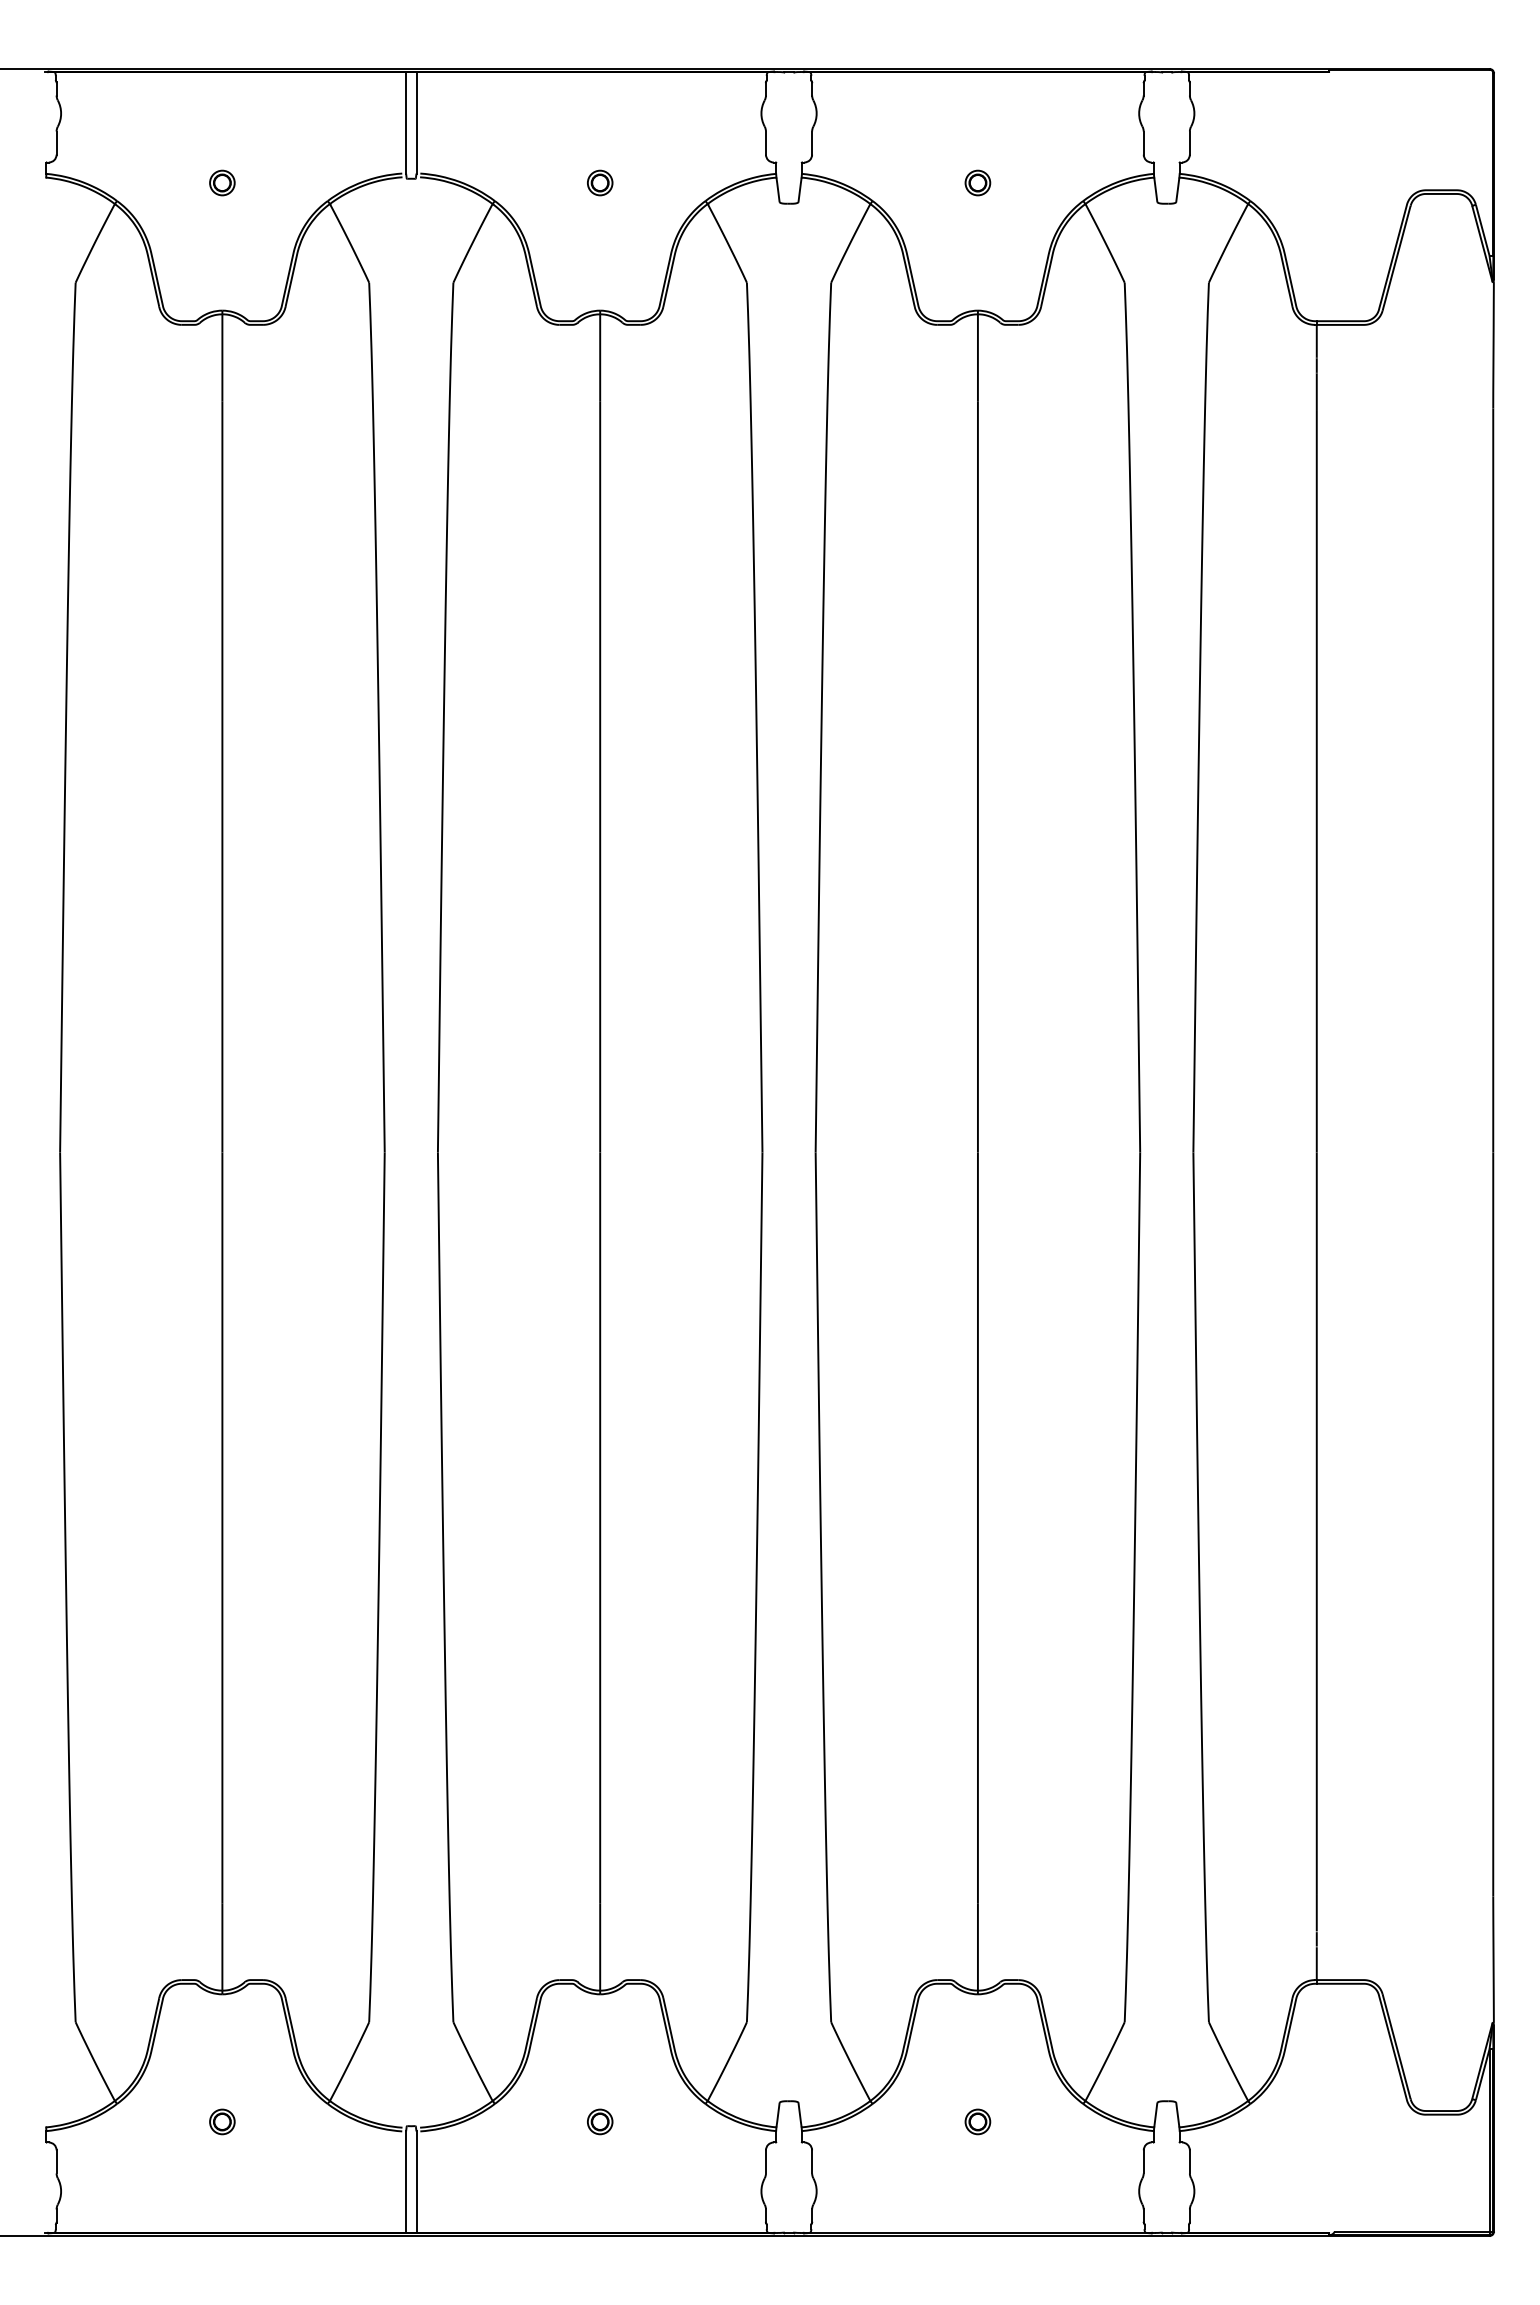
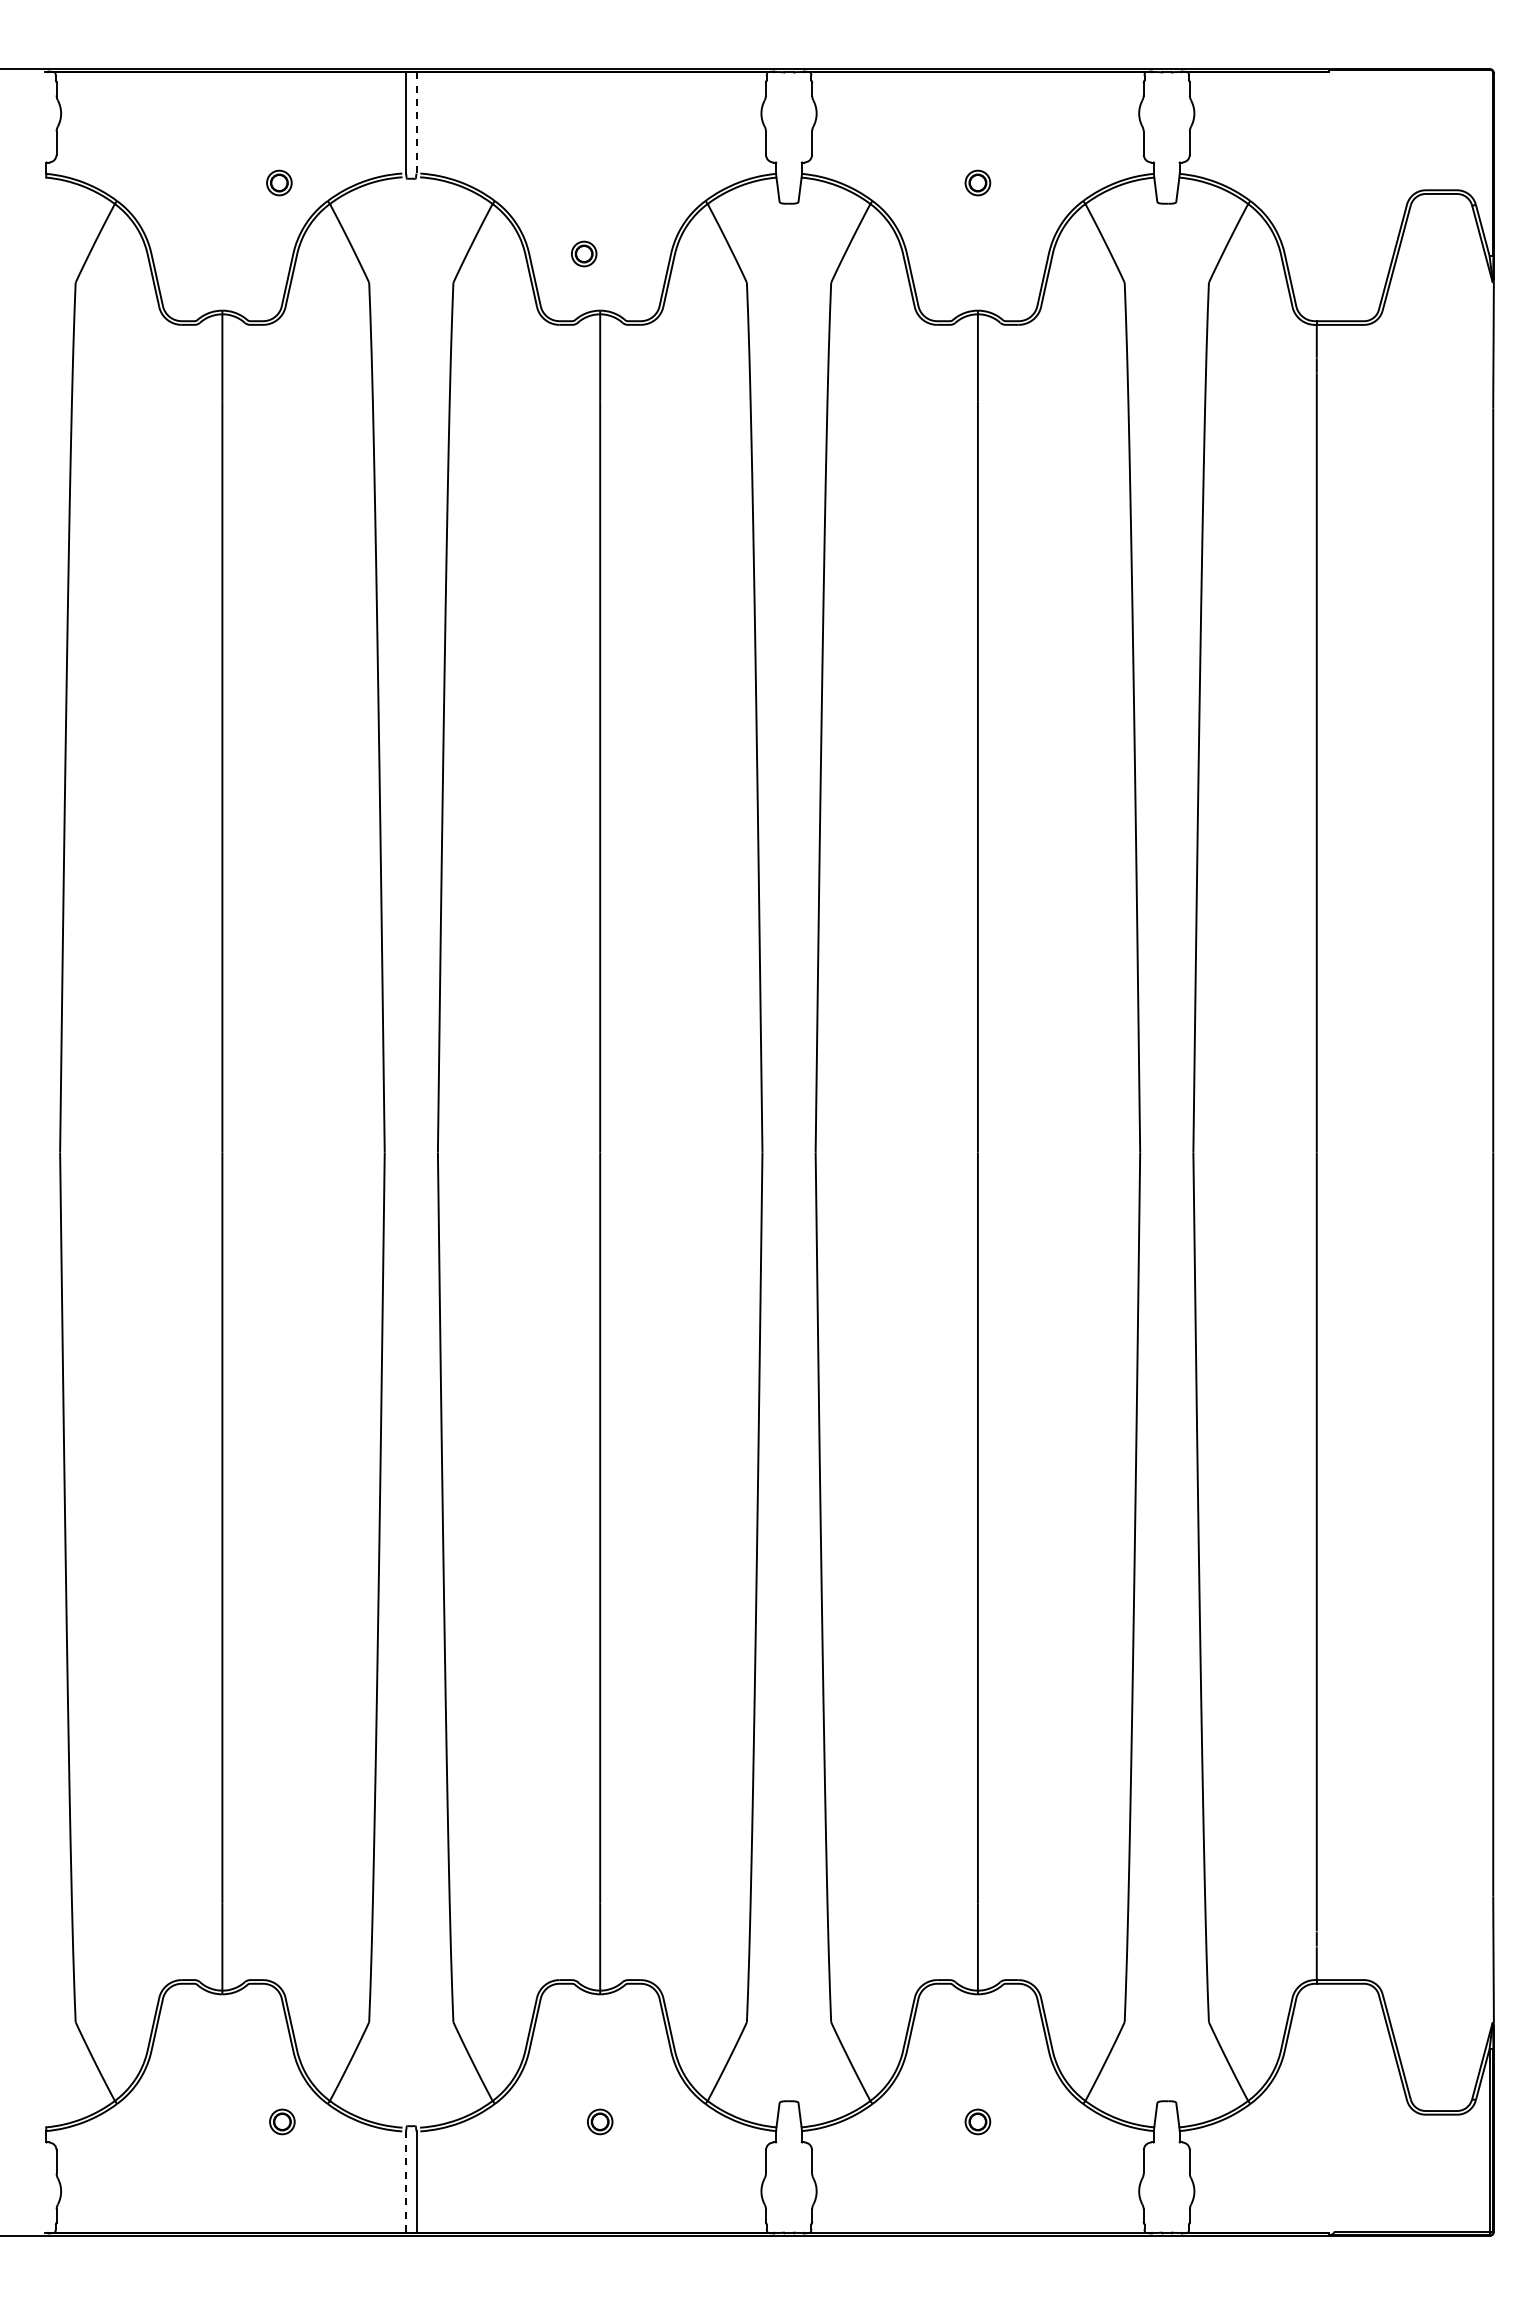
line: solid -> dashed (416, 122)
part position: (222, 182) -> (279, 182) (279, 182)
part position: (600, 182) -> (584, 253) (584, 253)
part position: (222, 2121) -> (282, 2121) (282, 2121)
line: solid -> dashed (406, 2182)
